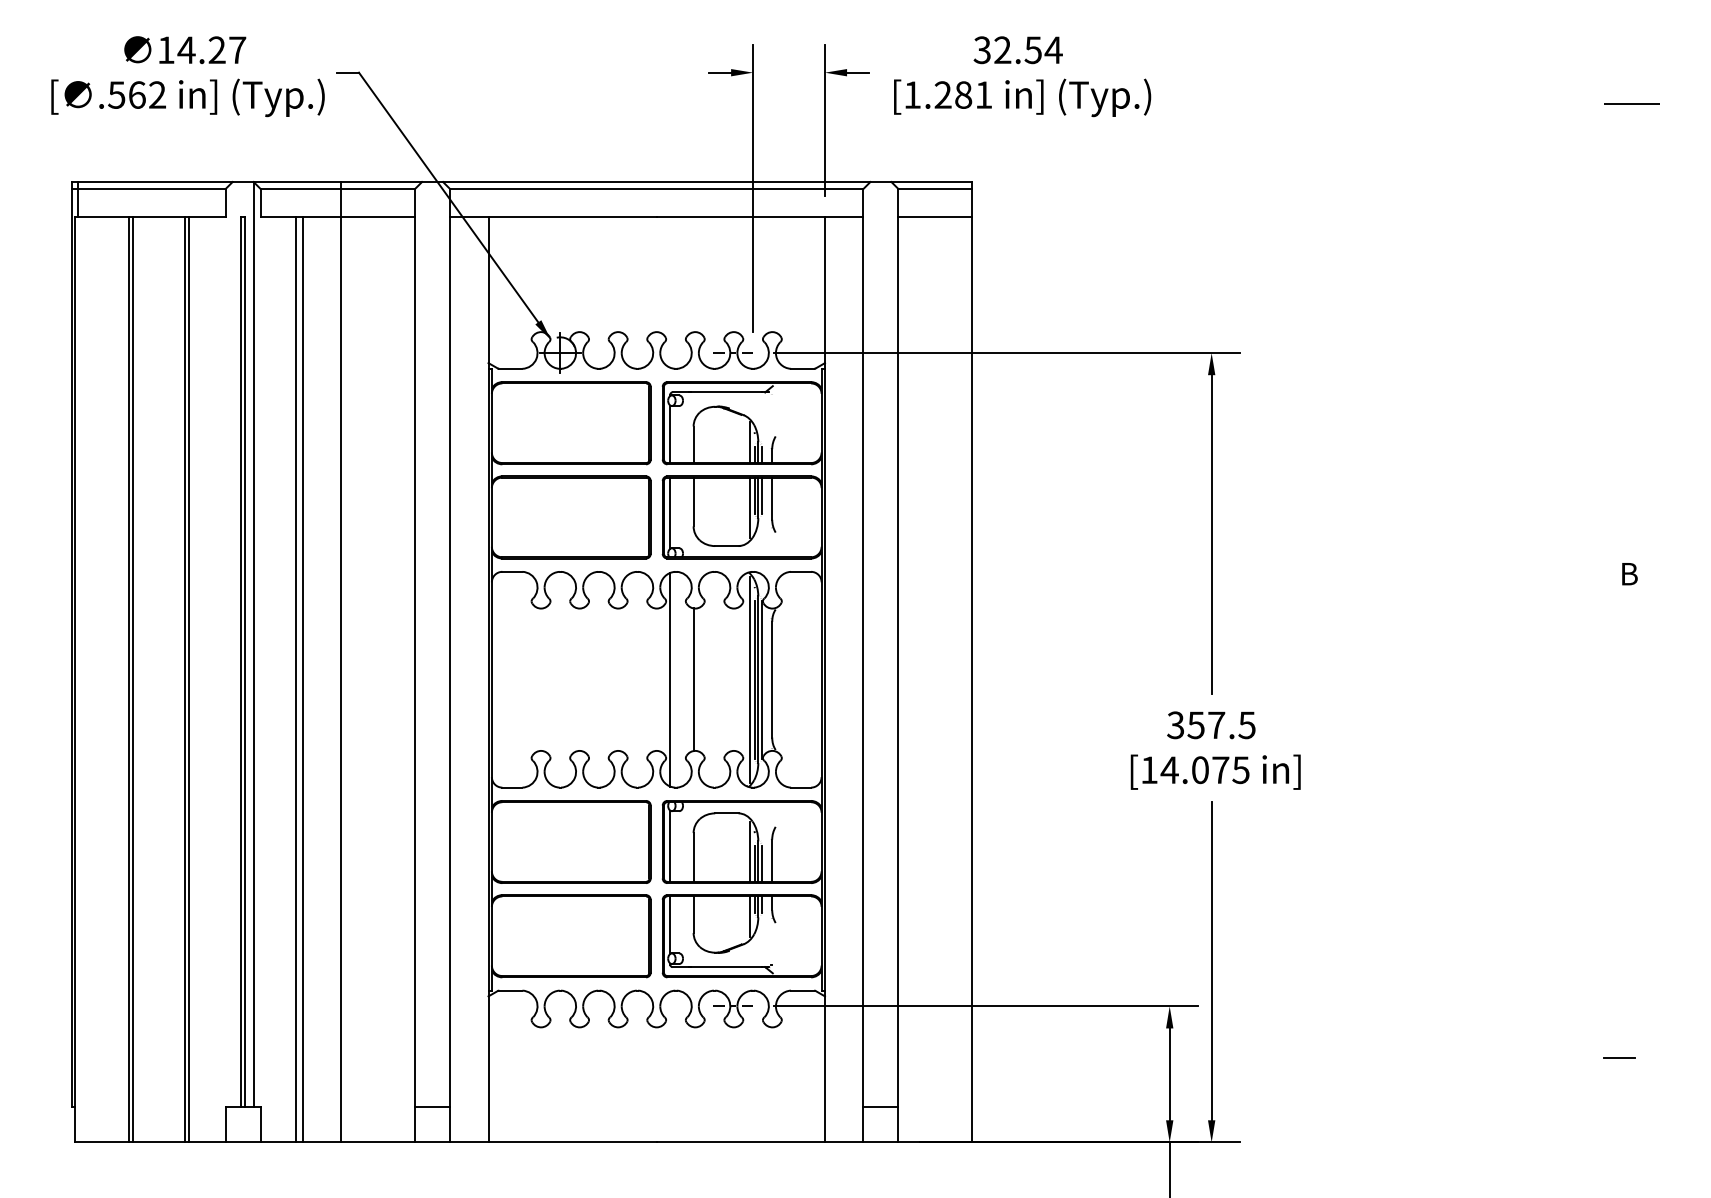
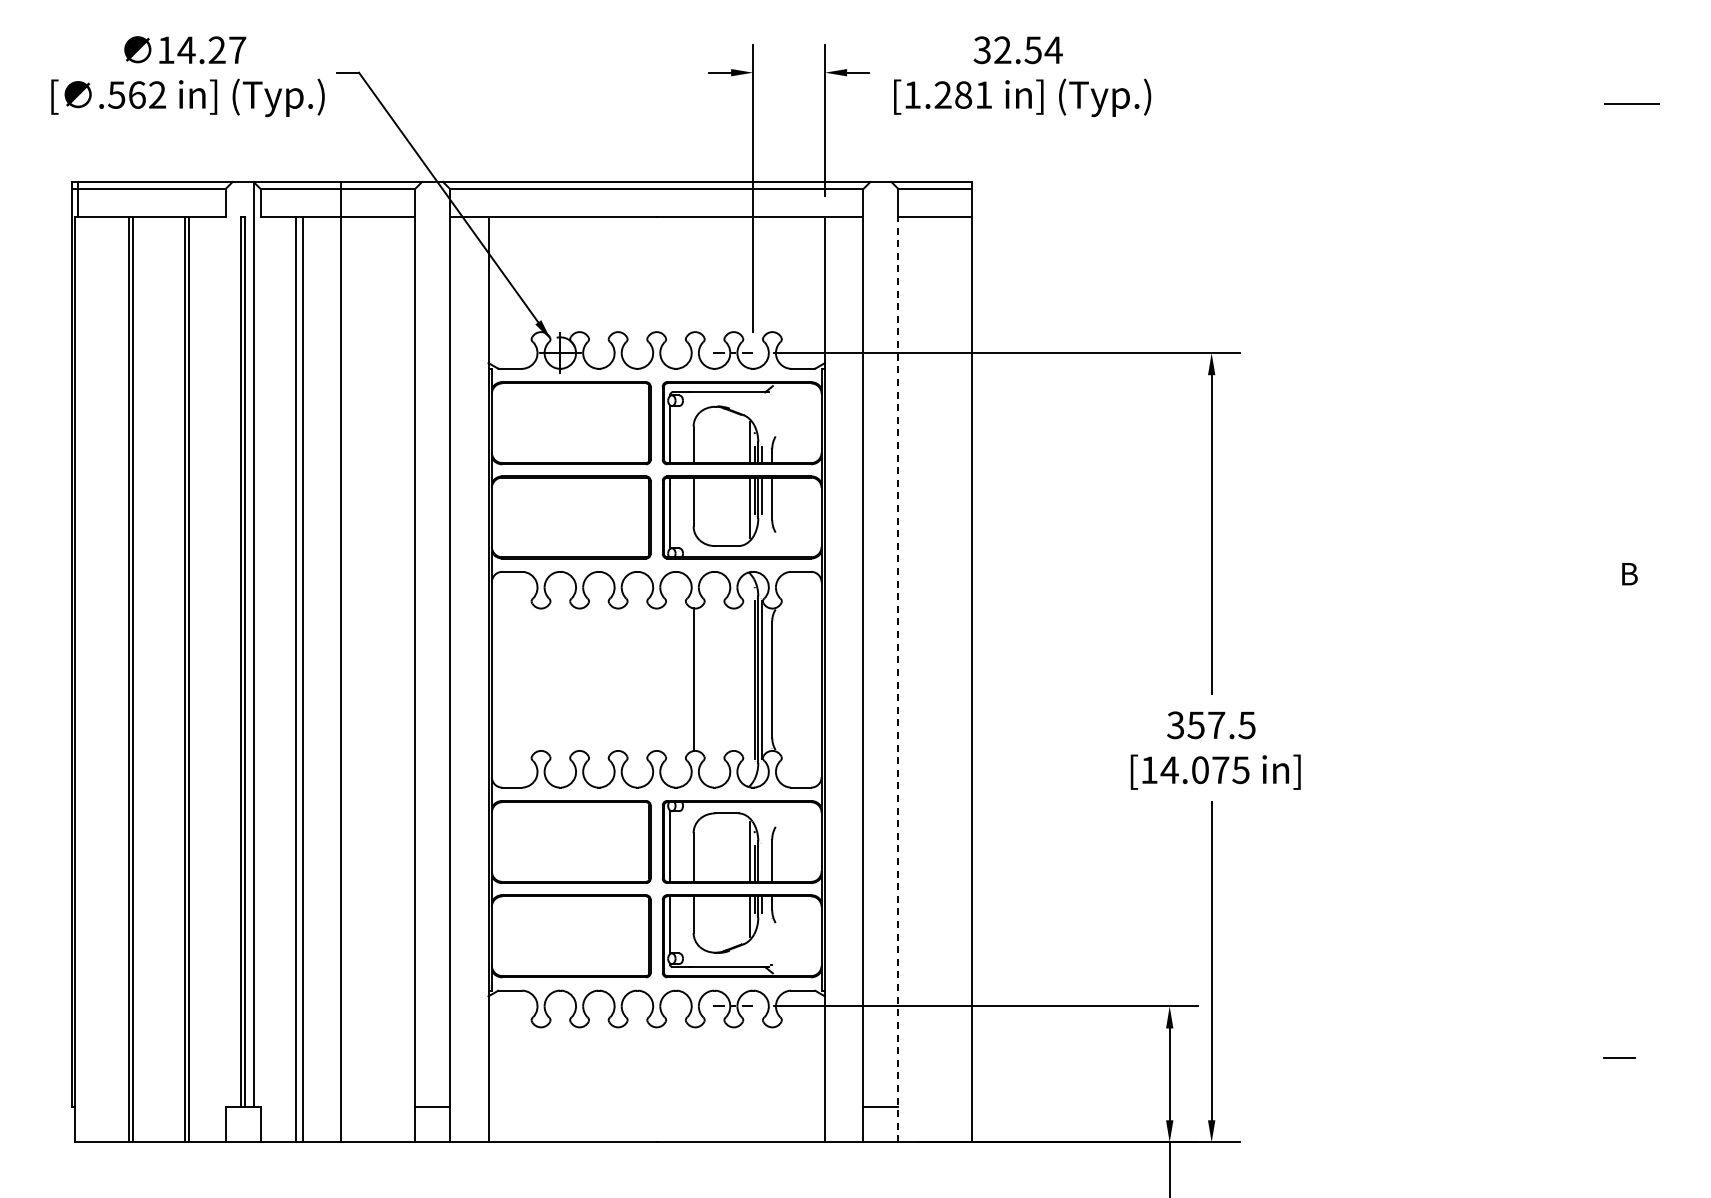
line: present -> none (670, 679)
line: present -> none (750, 679)
line: solid -> dashed (898, 679)
line: present -> none (762, 863)
